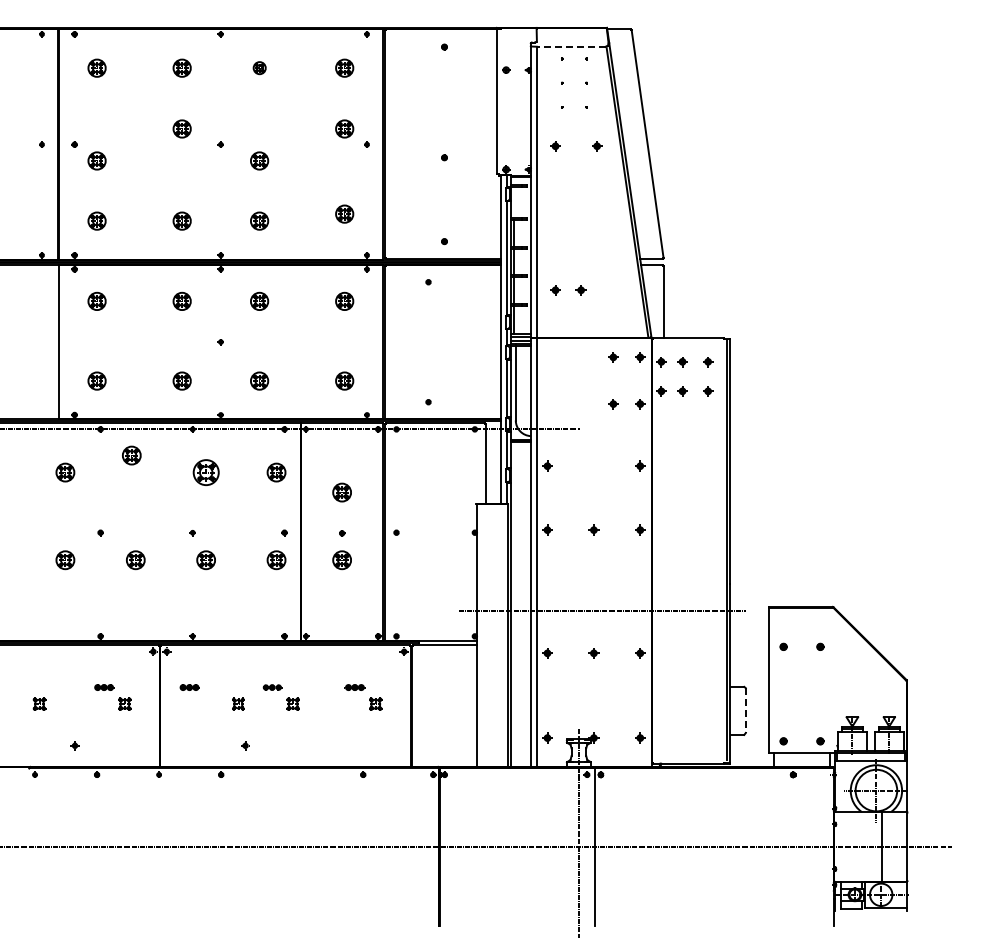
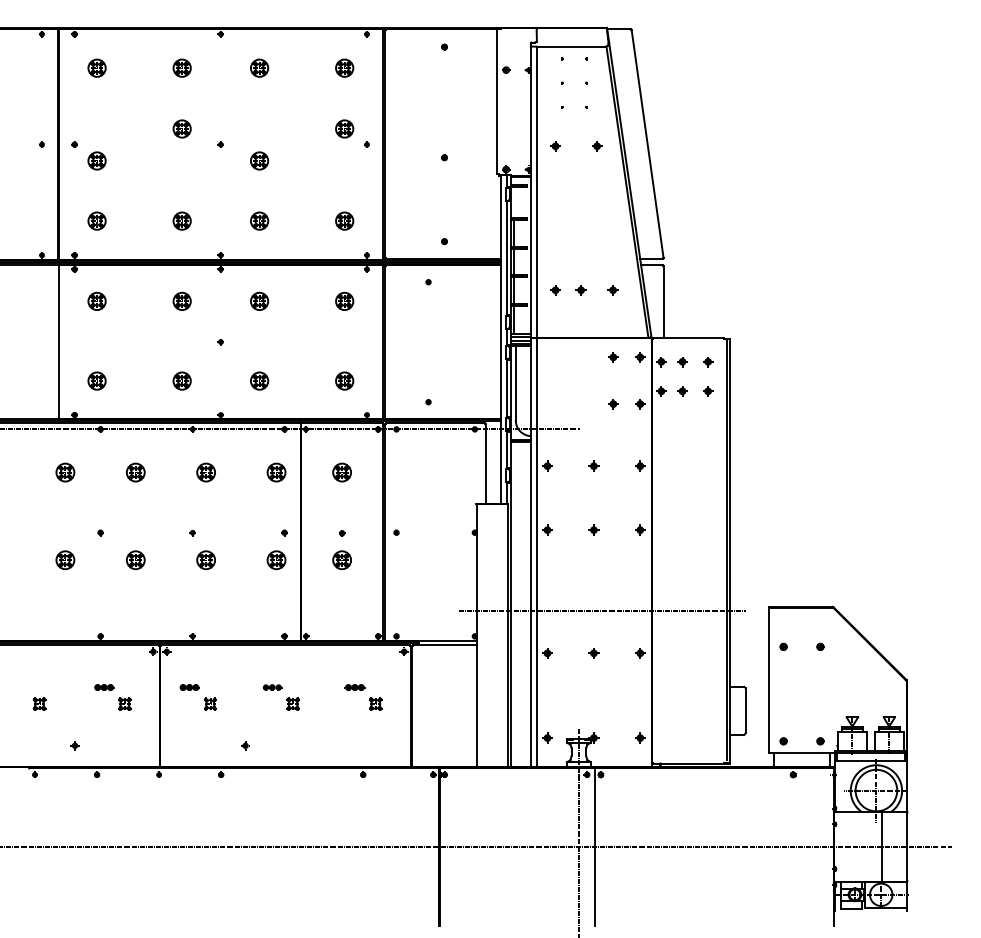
line: dashed -> solid (571, 46)
part size: 15x15 px -> 20x20 px (259, 67)
part position: (344, 213) -> (344, 220) (344, 220)
part: none -> present (612, 290)
part position: (131, 455) -> (135, 472) (135, 472)
part: none -> present (593, 465)
part size: 28x27 px -> 20x21 px (205, 472)
part position: (341, 492) -> (341, 472) (341, 472)
part position: (238, 703) -> (210, 703) (210, 703)
line: dashed -> solid (745, 711)
